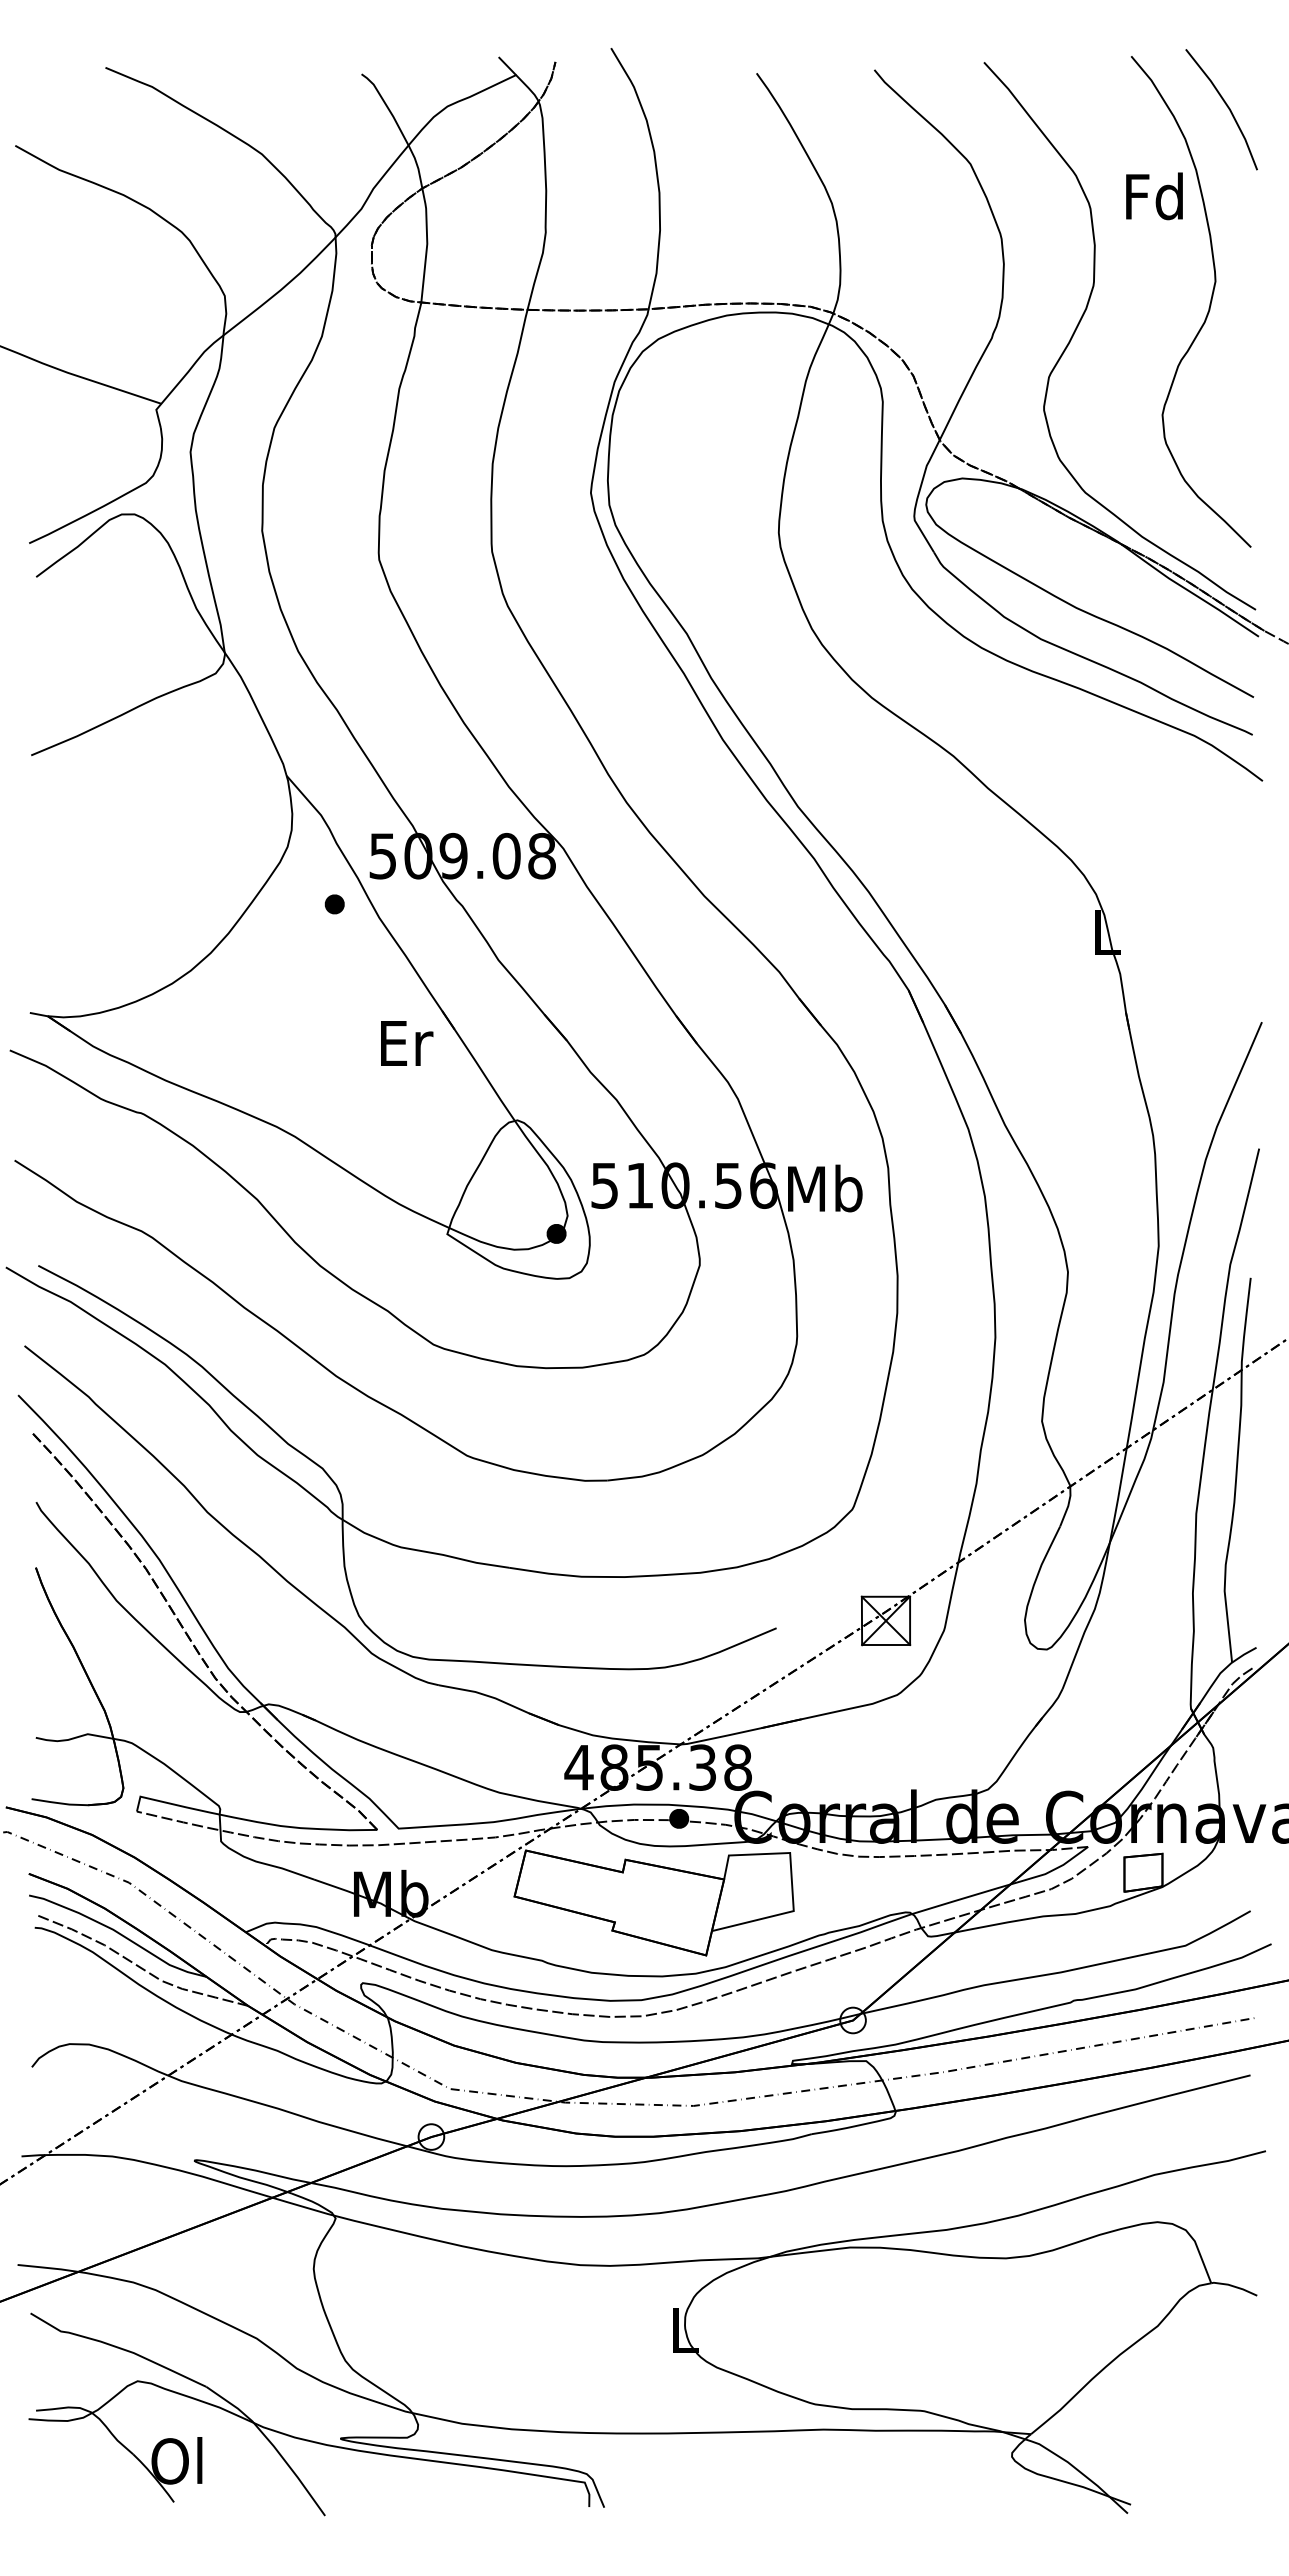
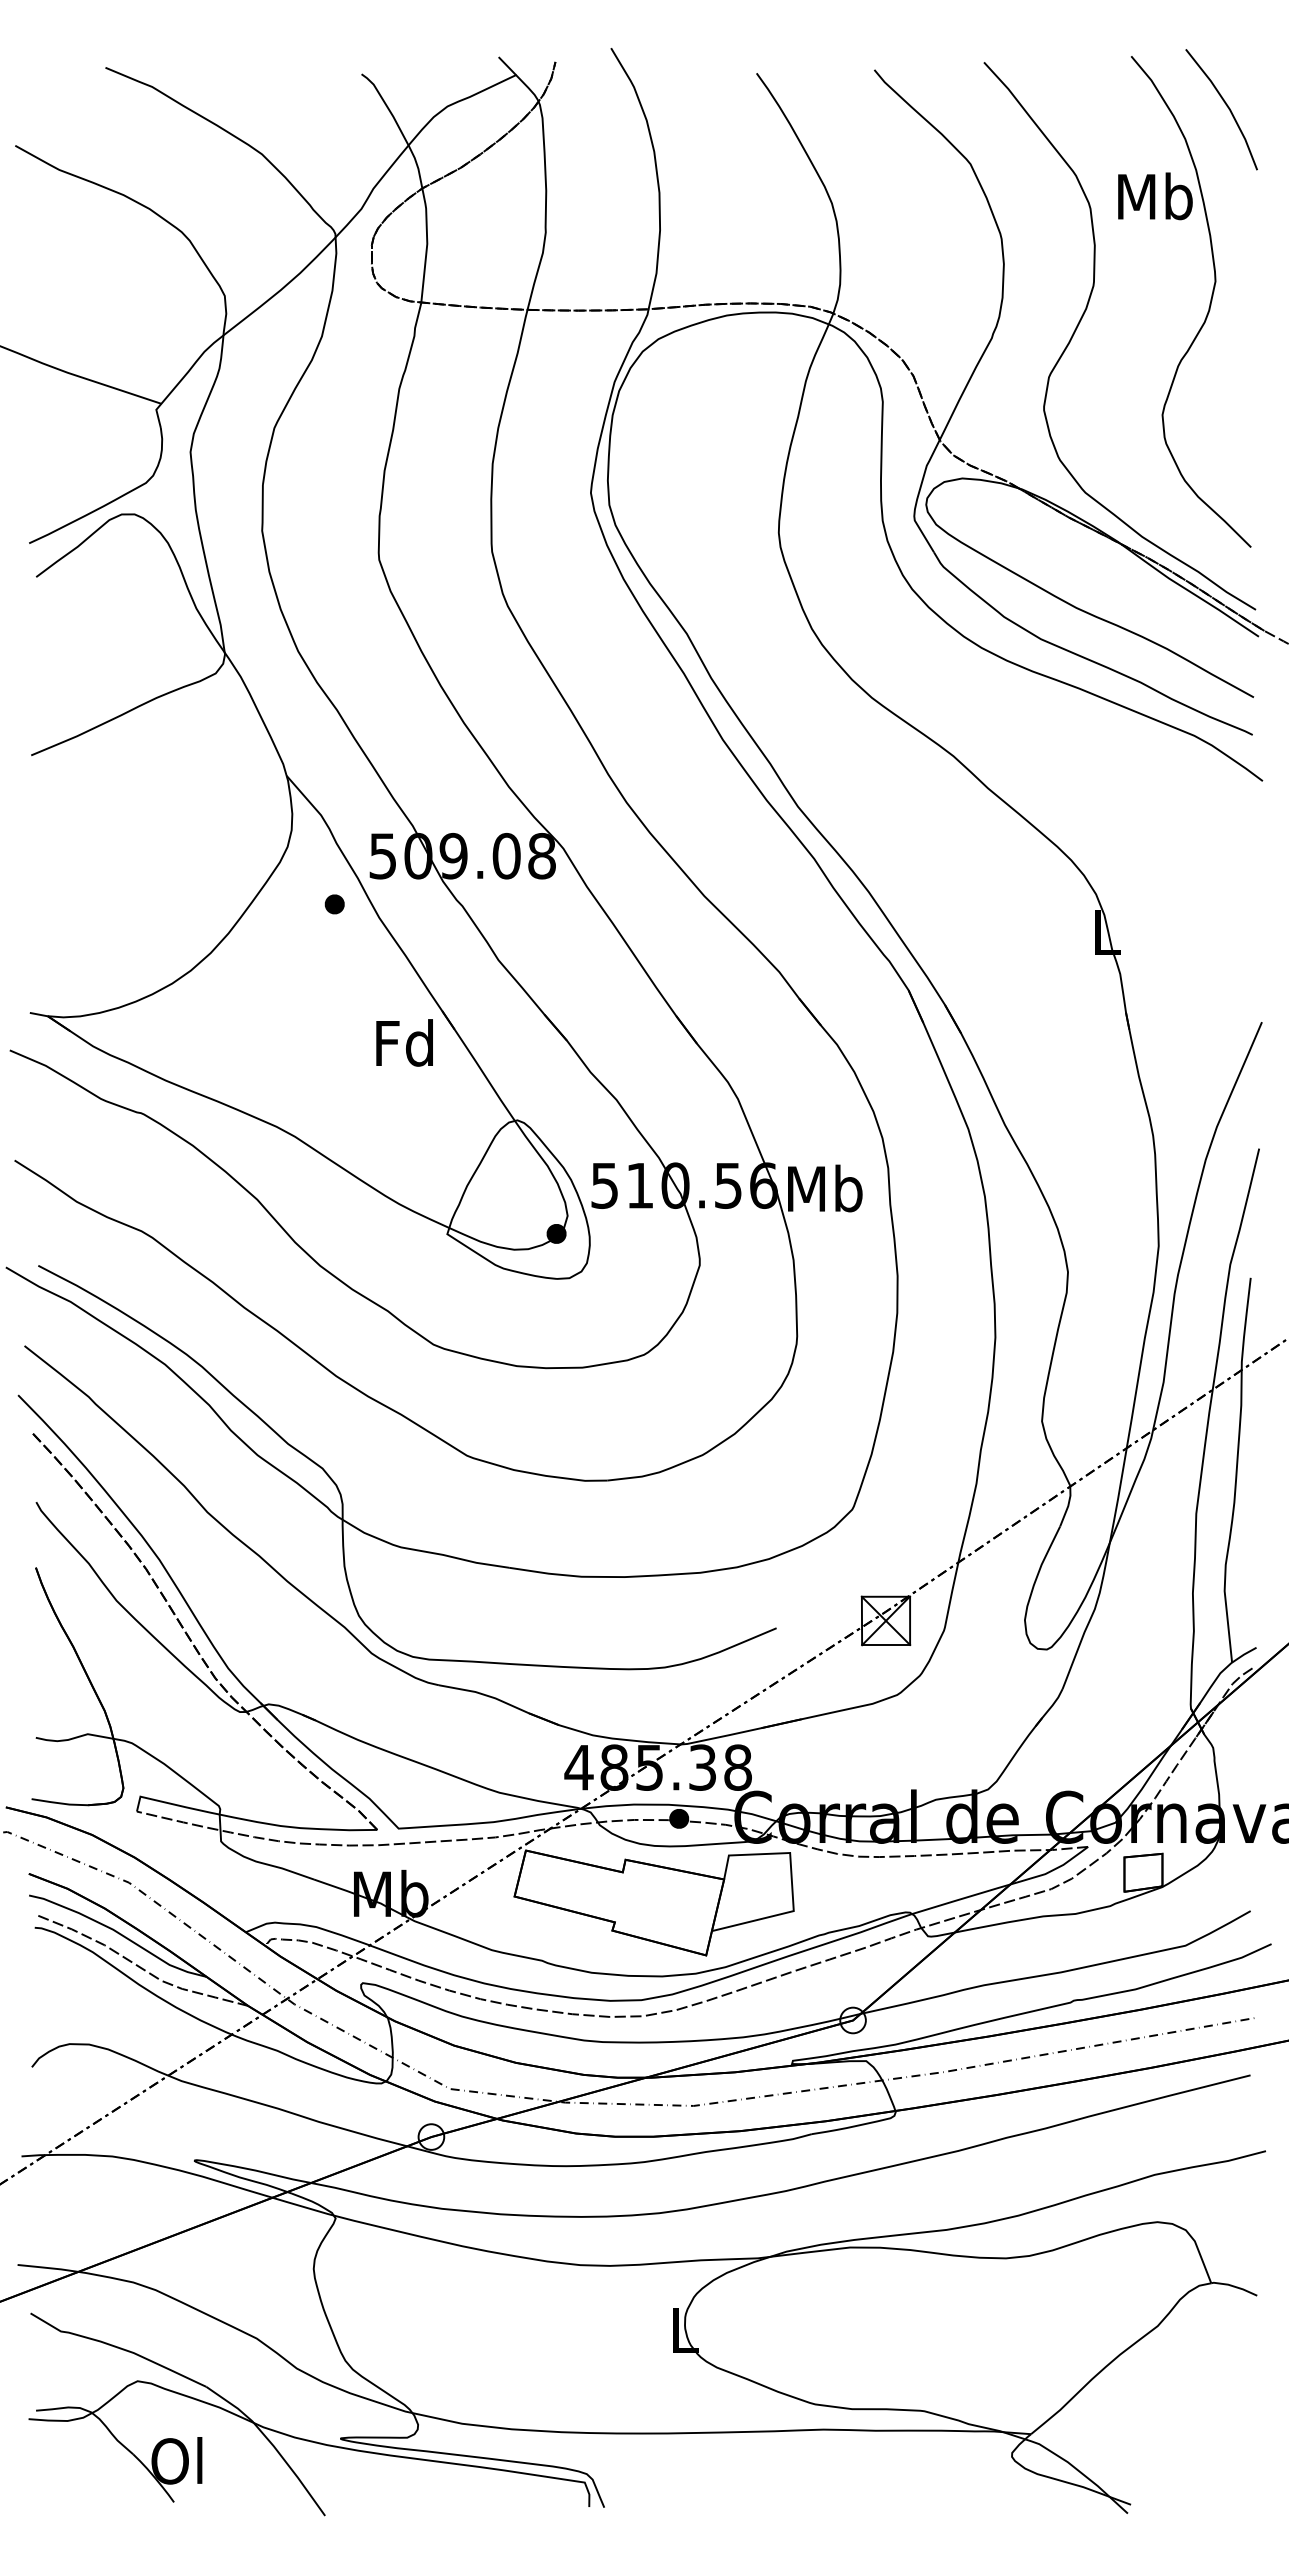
text: Fd -> Mb (1155, 196)
text: Er -> Fd (404, 1042)
